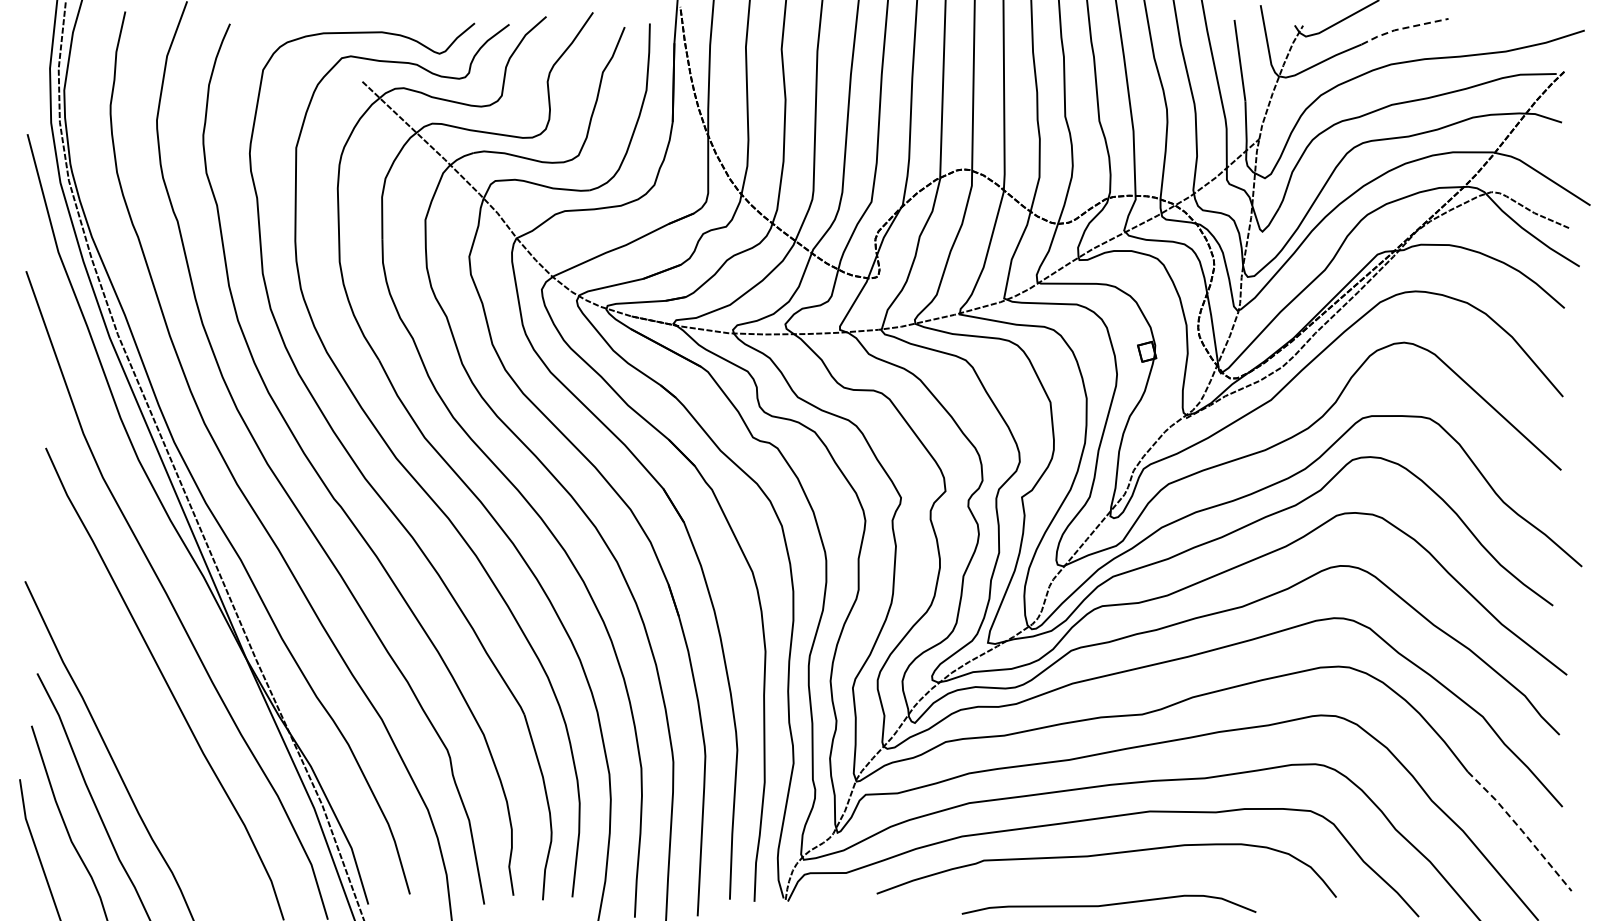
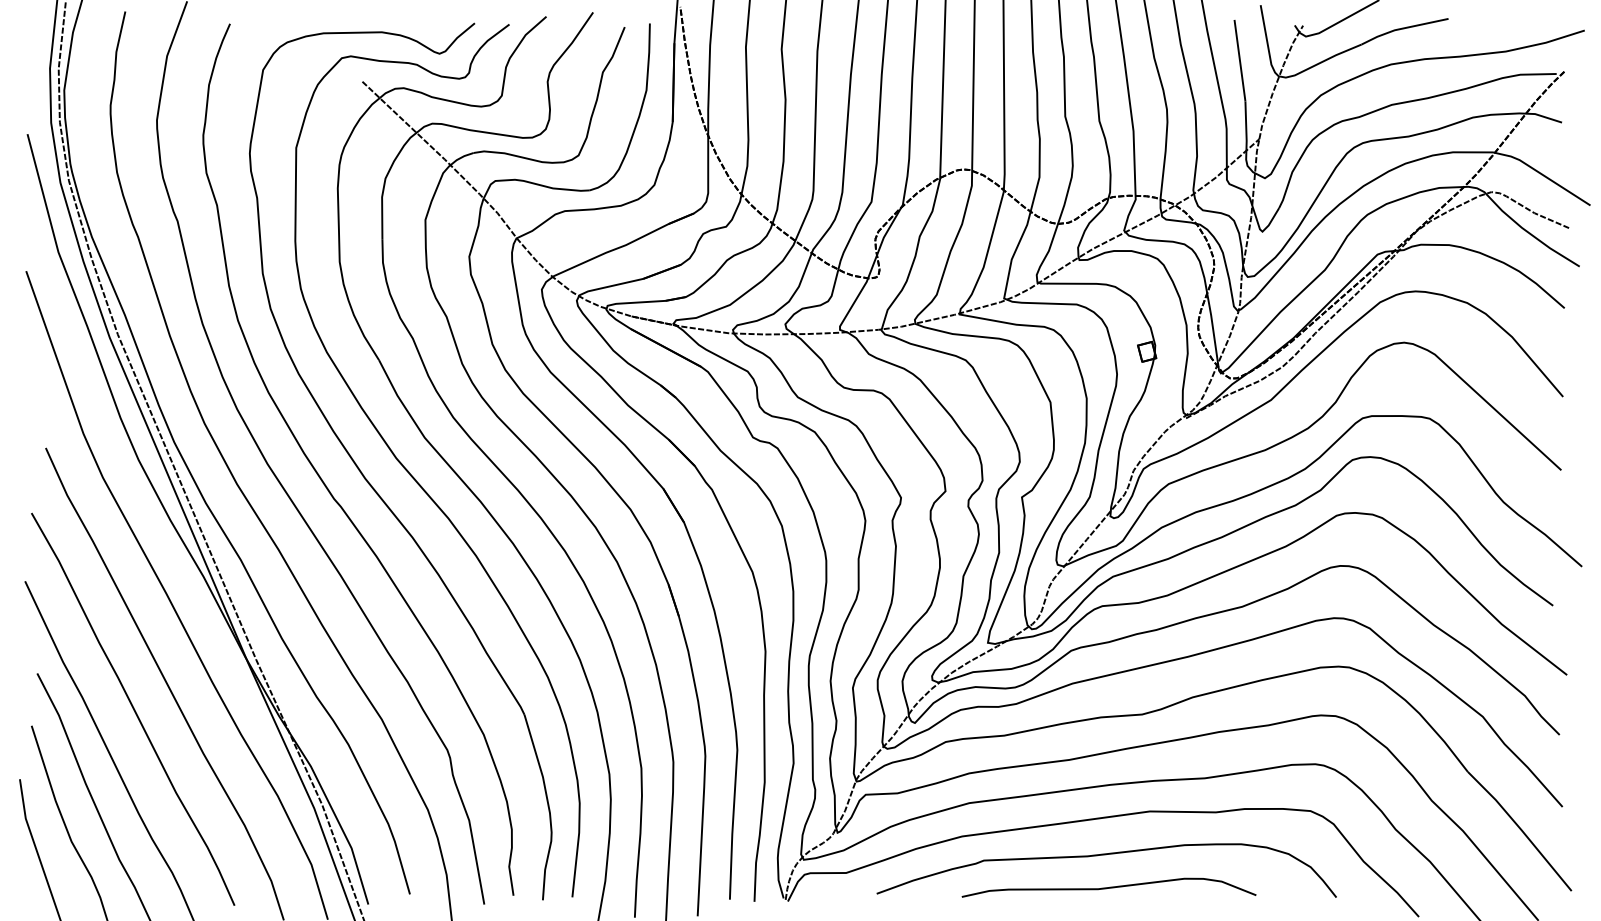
line: dashed -> solid (1403, 28)
curve: none -> present (133, 708)
line: dashed -> solid (1521, 829)
curve position: (1108, 904) -> (1108, 887) (1108, 887)
